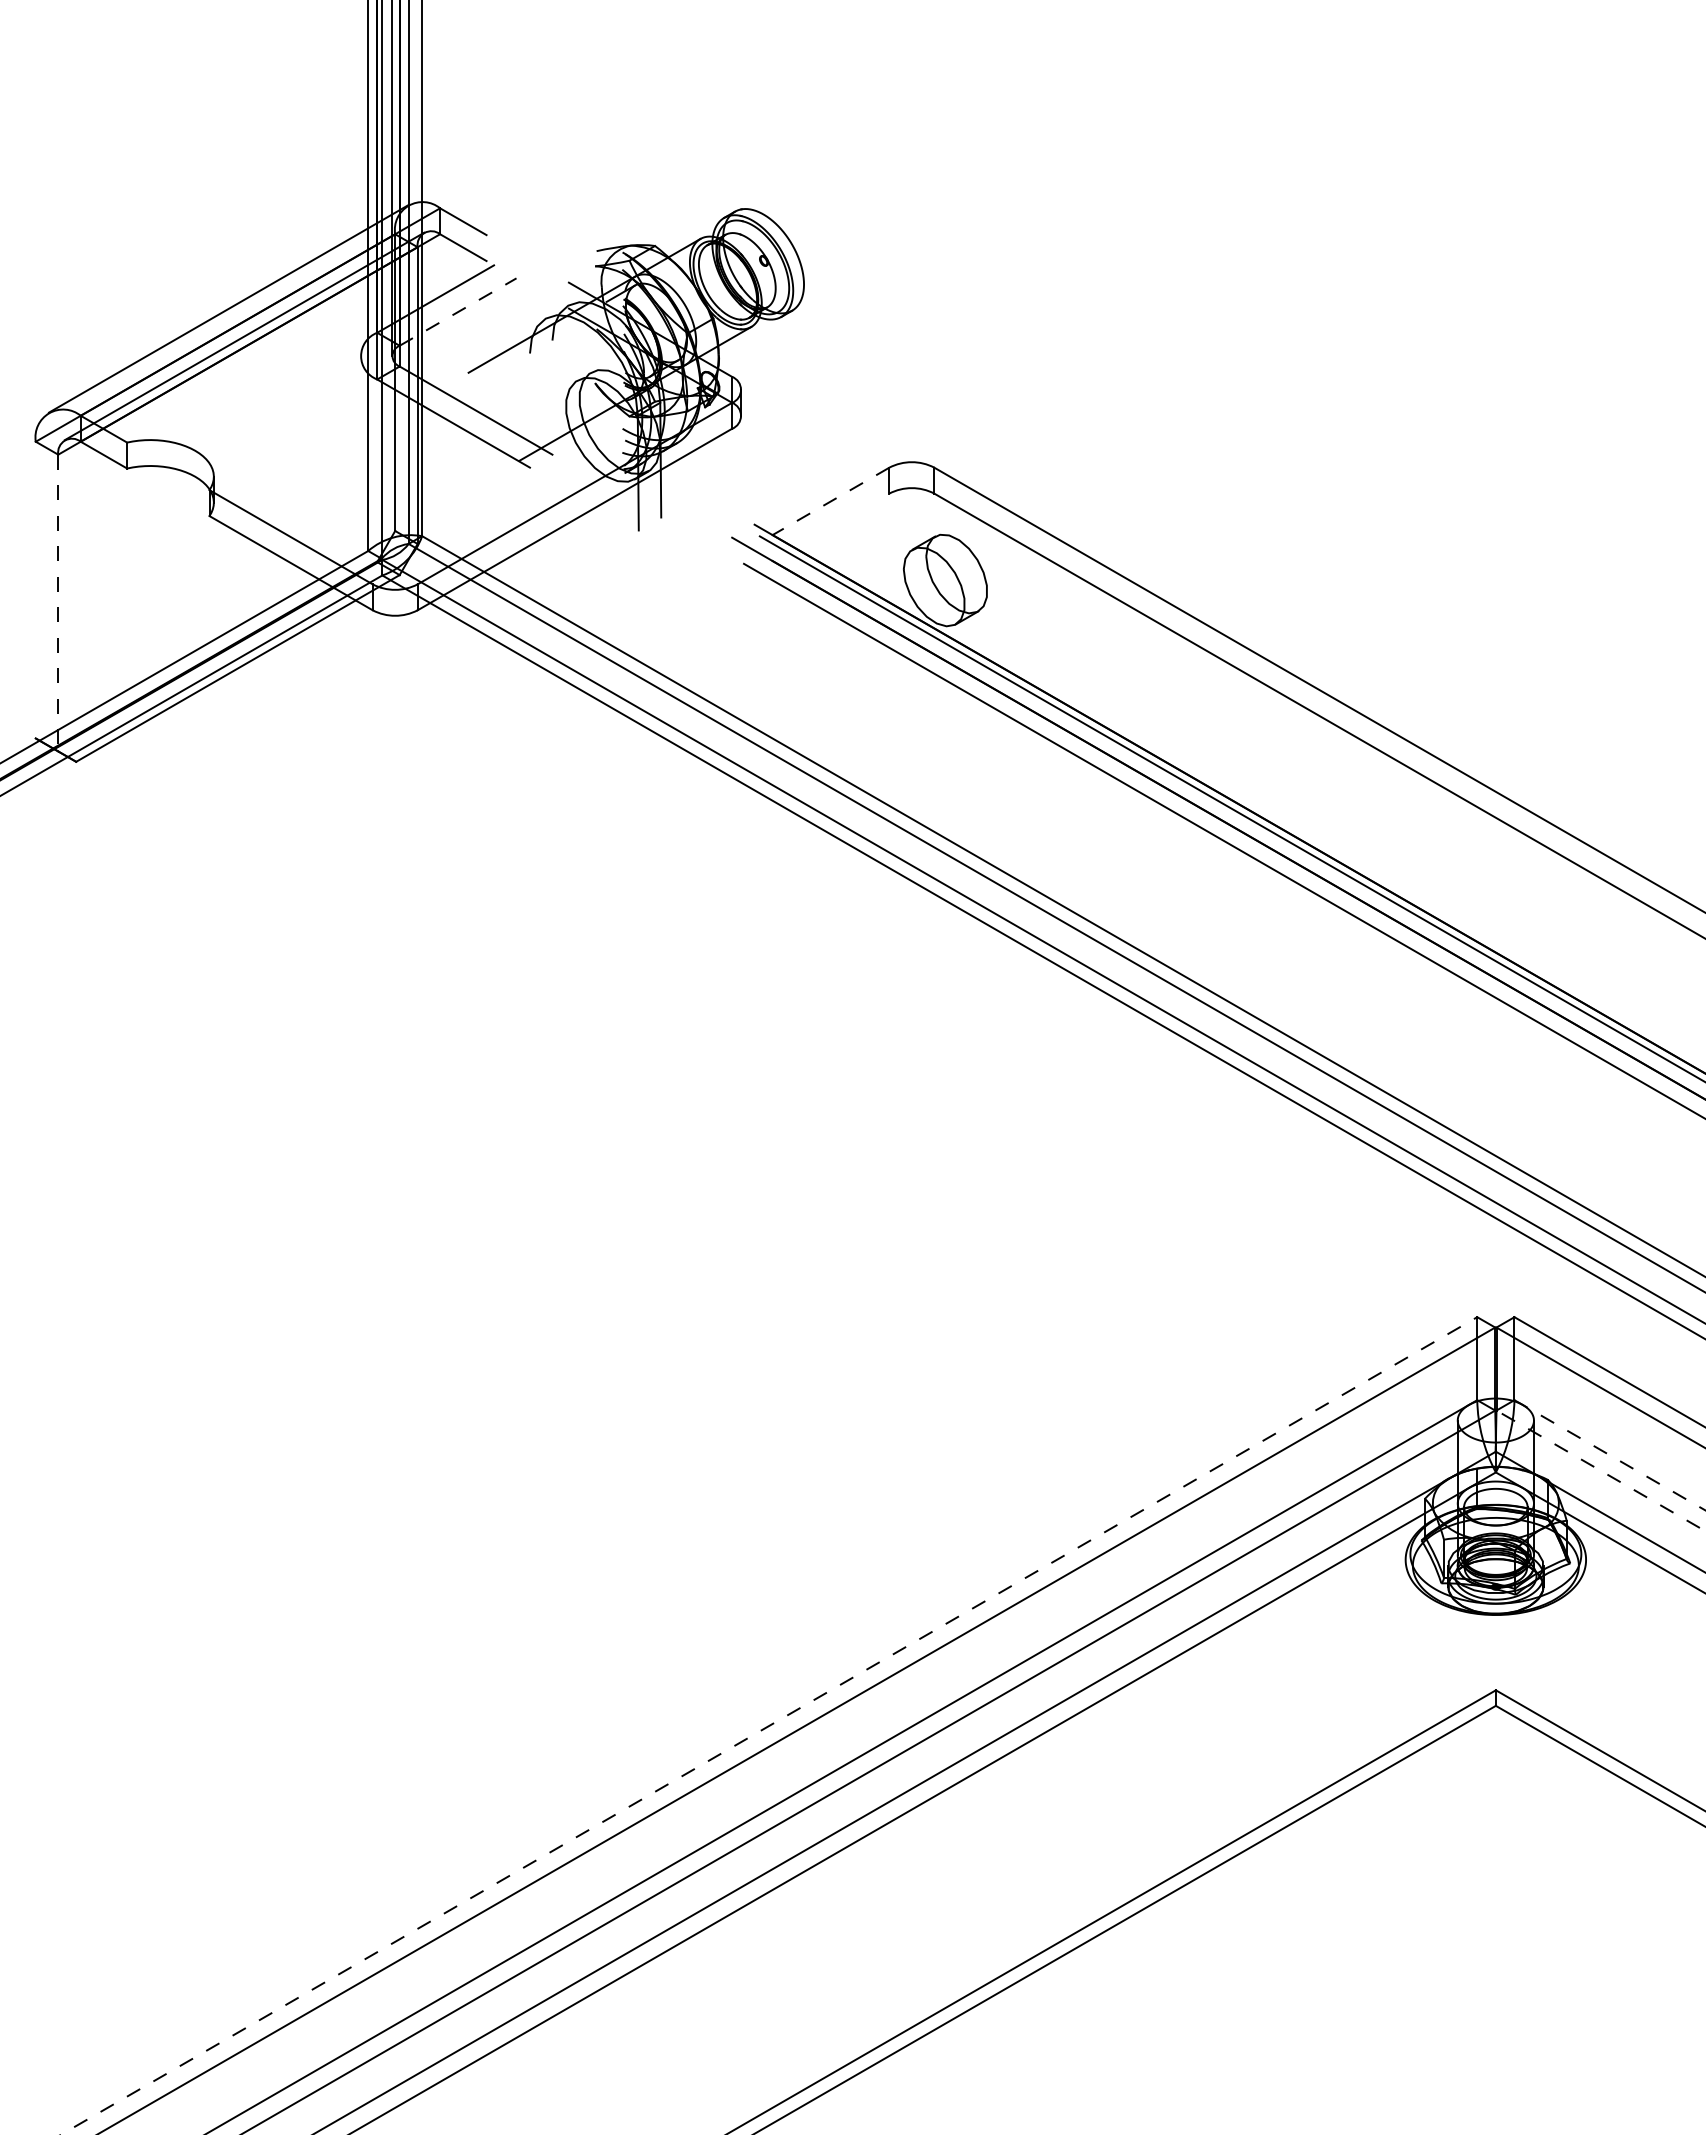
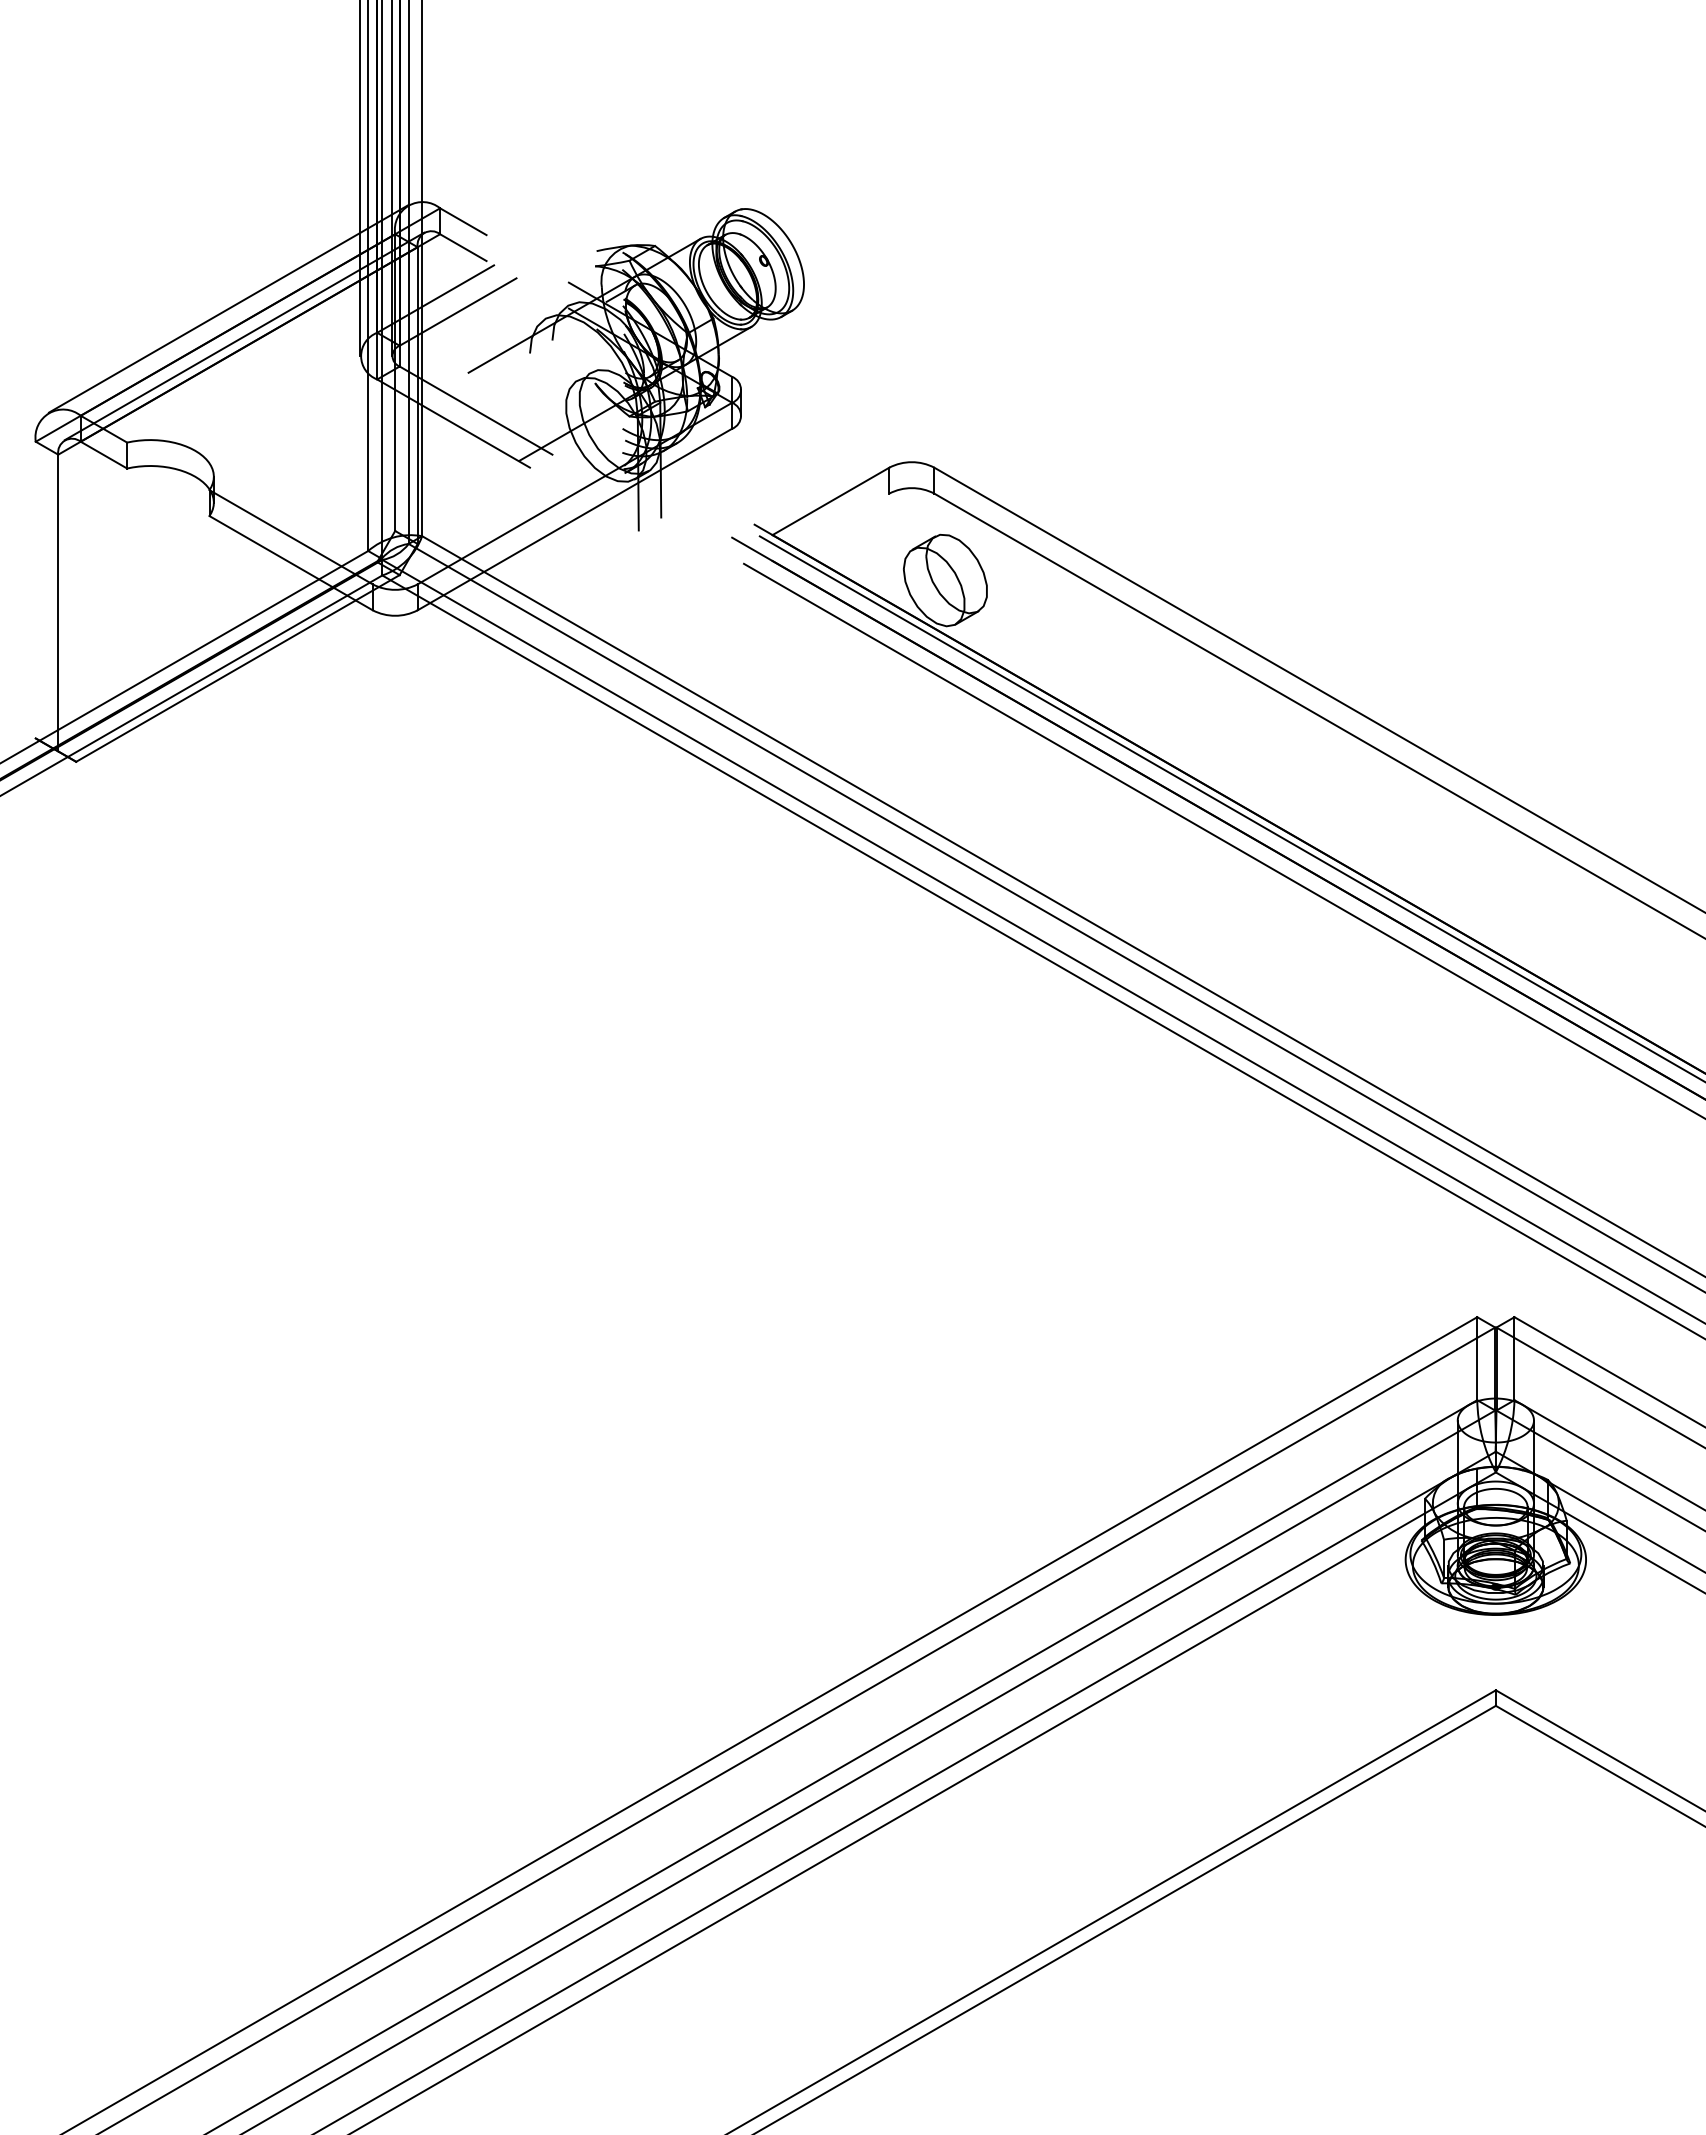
line: none -> present (360, 179)
line: dashed -> solid (458, 311)
line: dashed -> solid (830, 501)
line: dashed -> solid (58, 603)
line: dashed -> solid (1610, 1455)
line: dashed -> solid (1600, 1470)
line: dashed -> solid (768, 1726)
